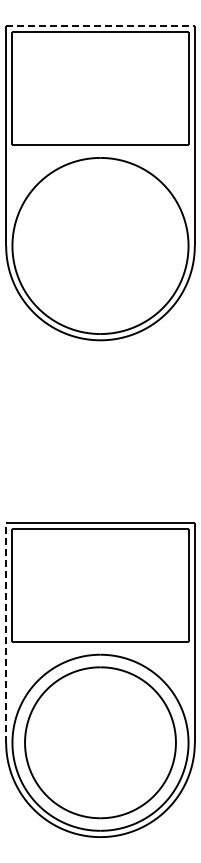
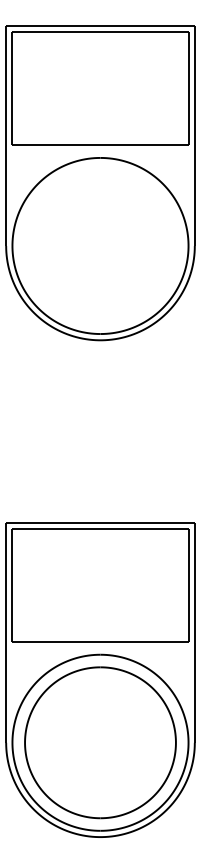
line: dashed -> solid (100, 25)
line: dashed -> solid (6, 632)
